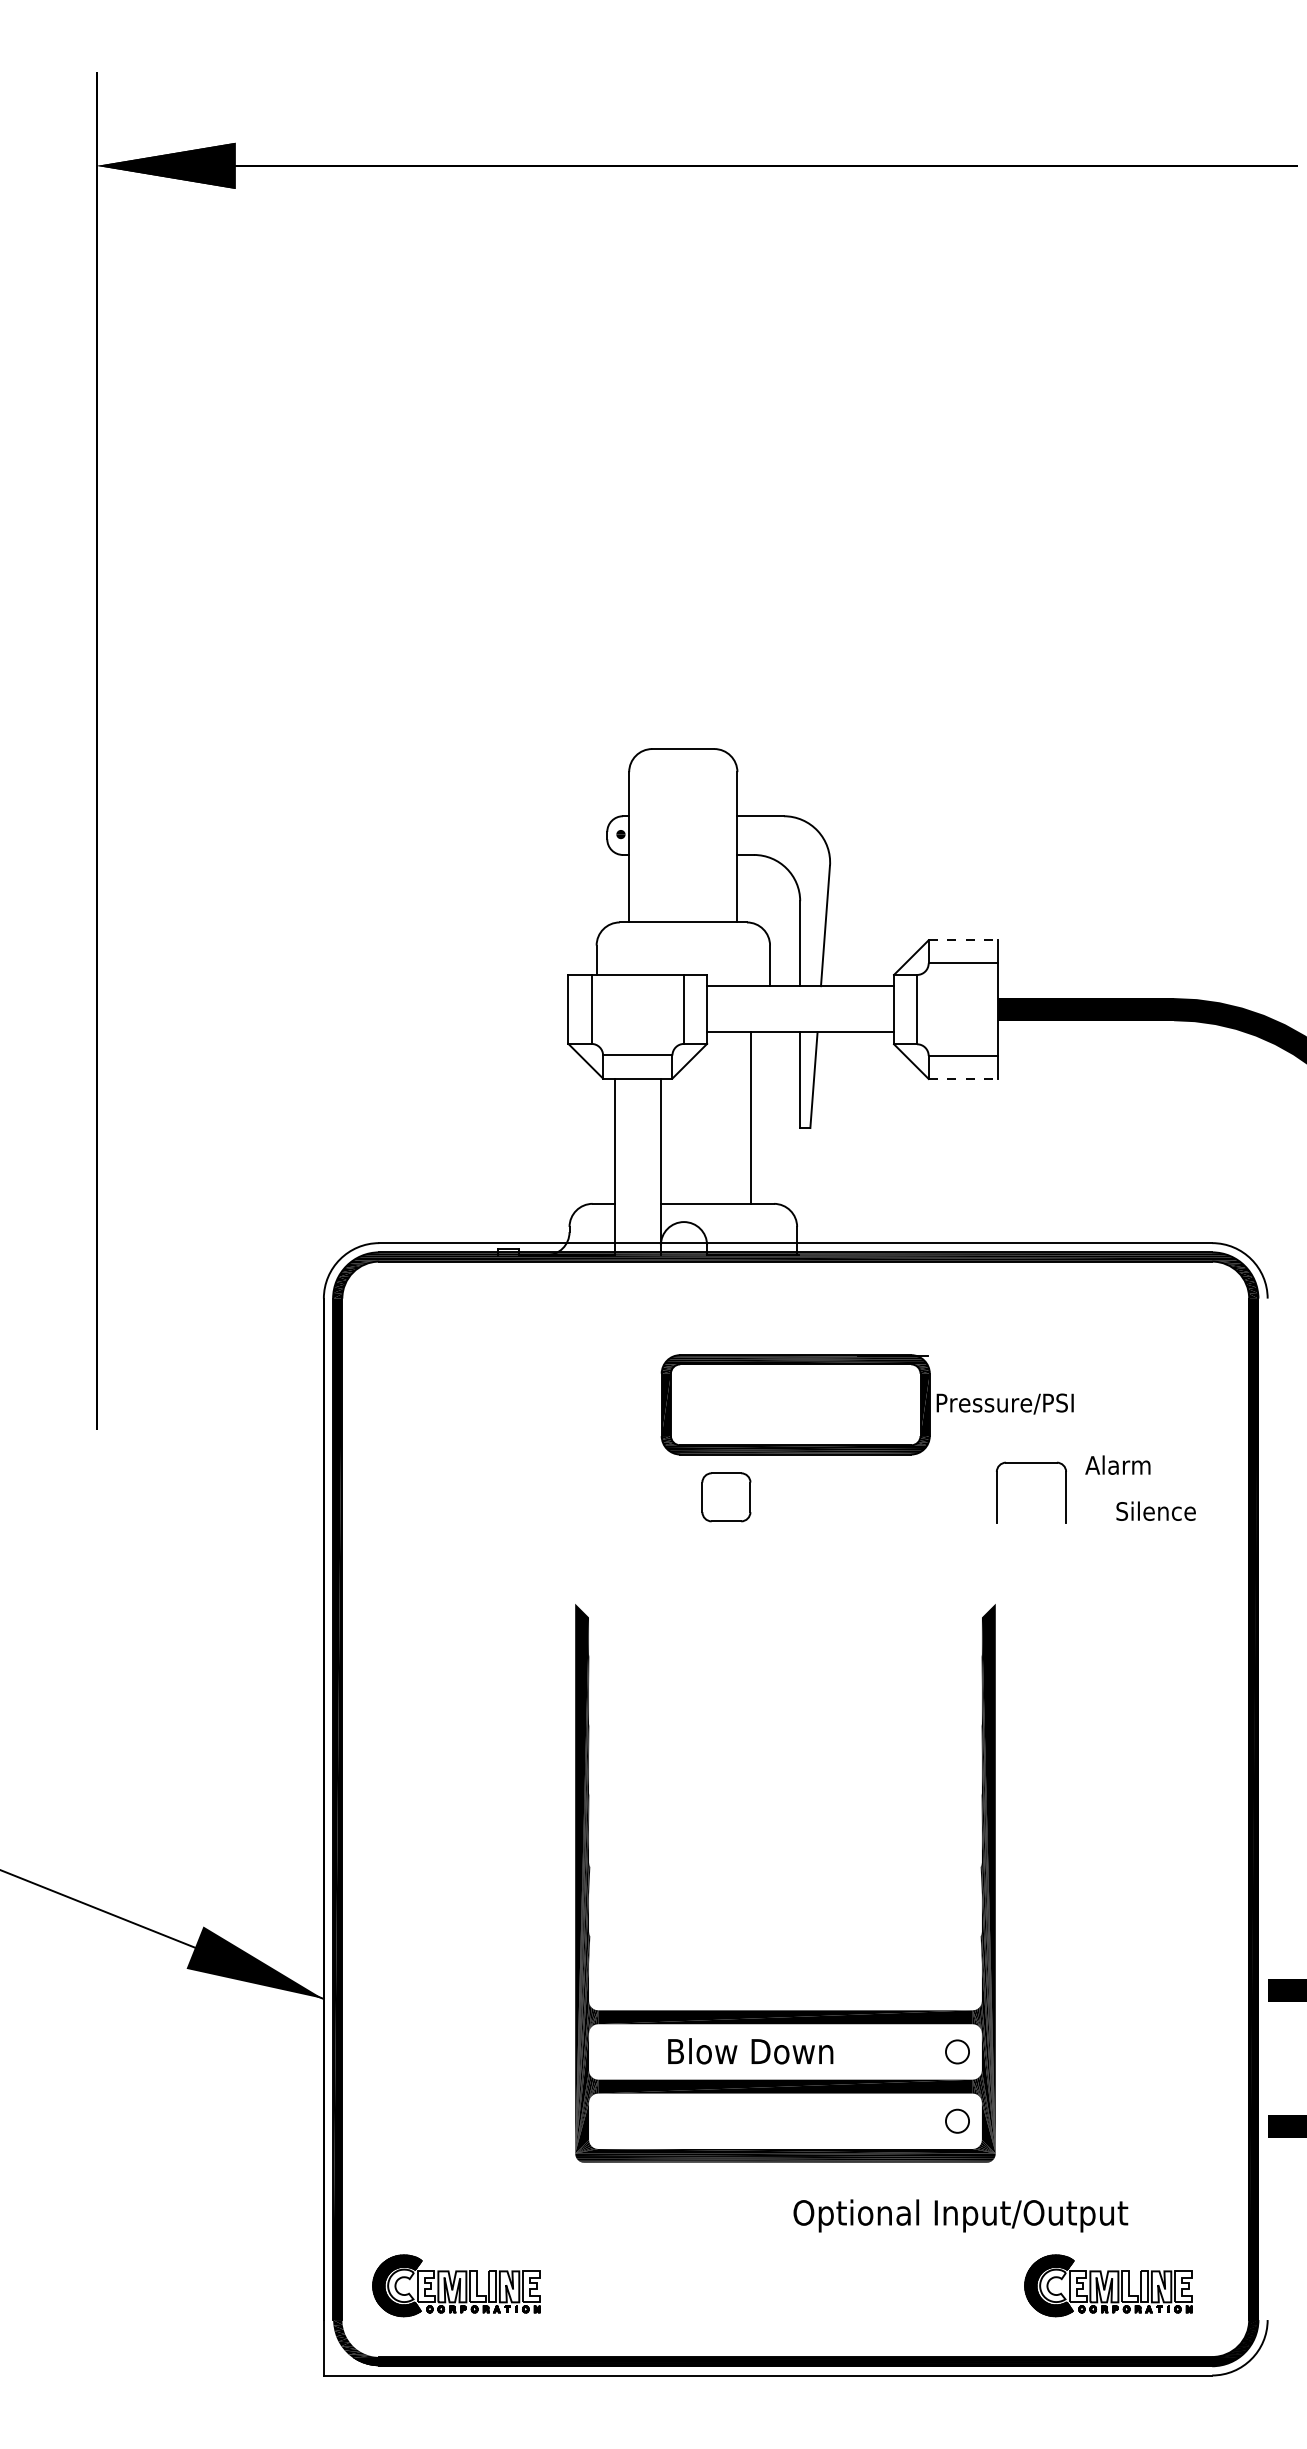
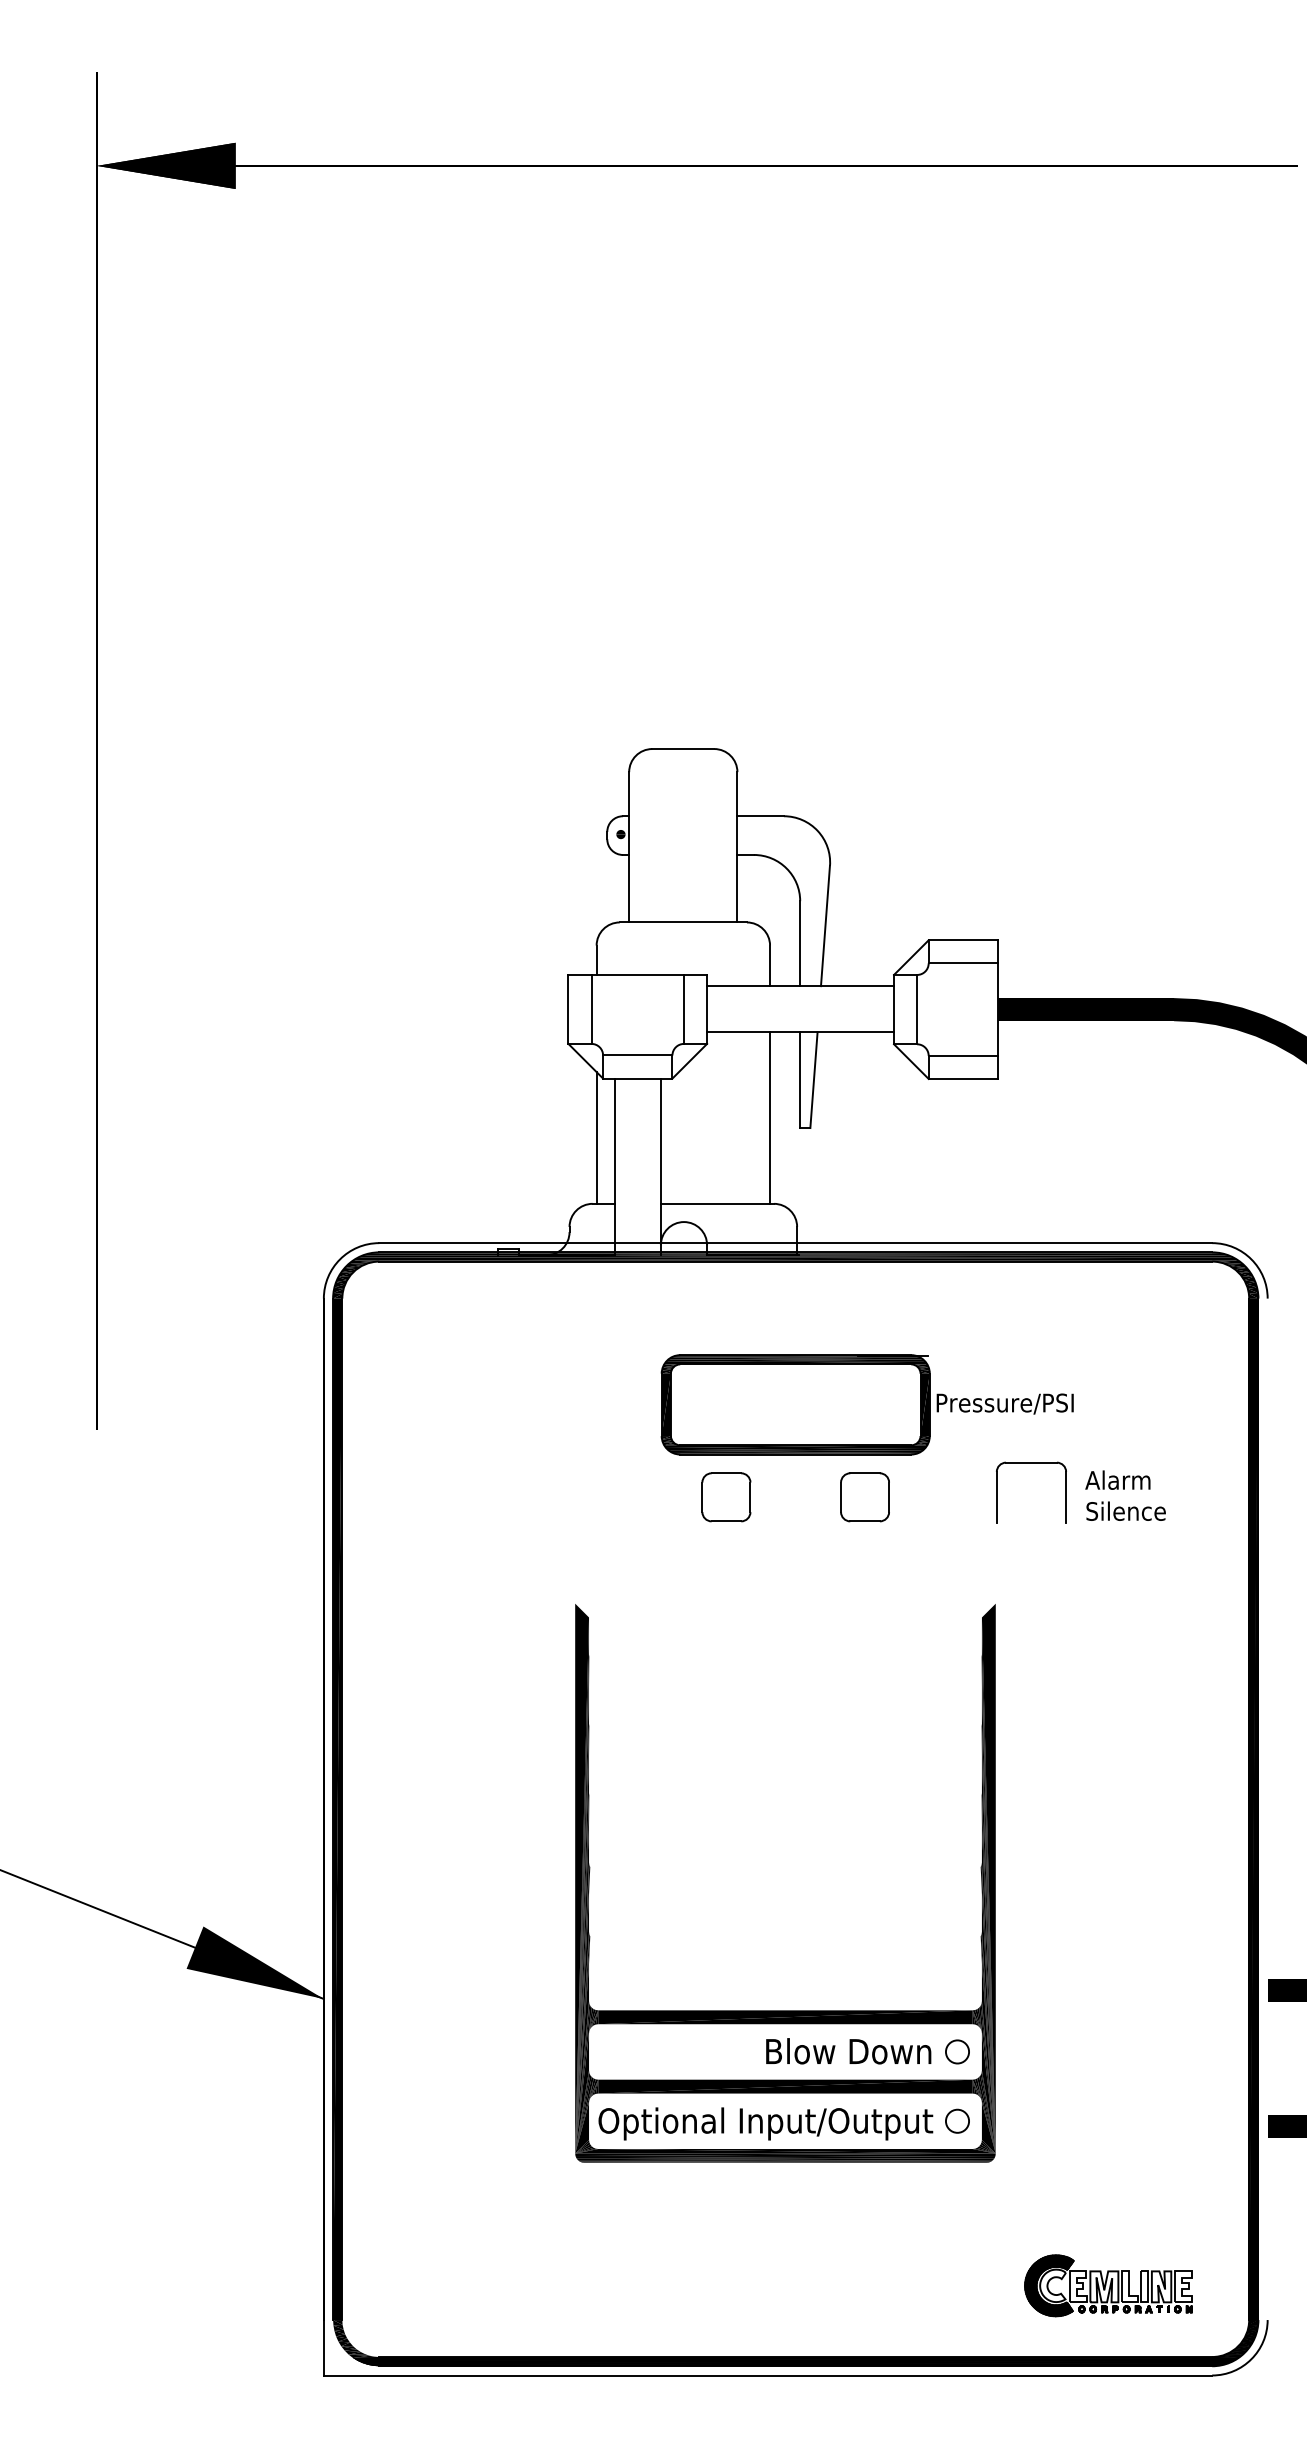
line: dashed -> solid (963, 940)
line: dashed -> solid (963, 1078)
line position: (751, 1117) -> (770, 1117) (770, 1117)
line: none -> present (596, 1137)
text position: (1117, 1464) -> (1117, 1479) (1117, 1479)
part: none -> present (864, 1497)
text position: (1155, 1510) -> (1125, 1510) (1125, 1510)
text position: (750, 2051) -> (848, 2051) (848, 2051)
text position: (960, 2215) -> (765, 2123) (765, 2123)
part: present -> none (456, 2285)
